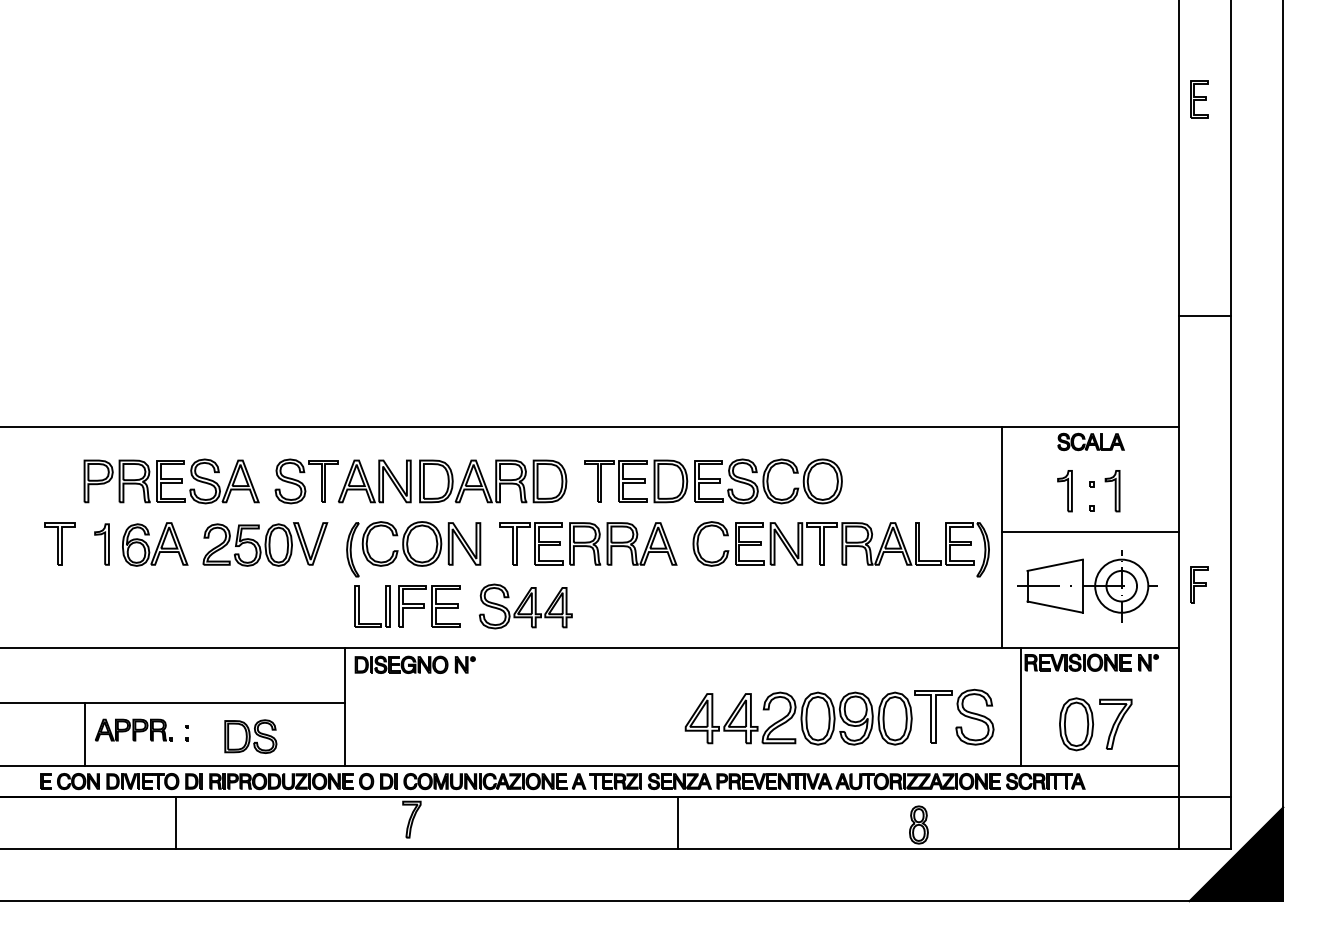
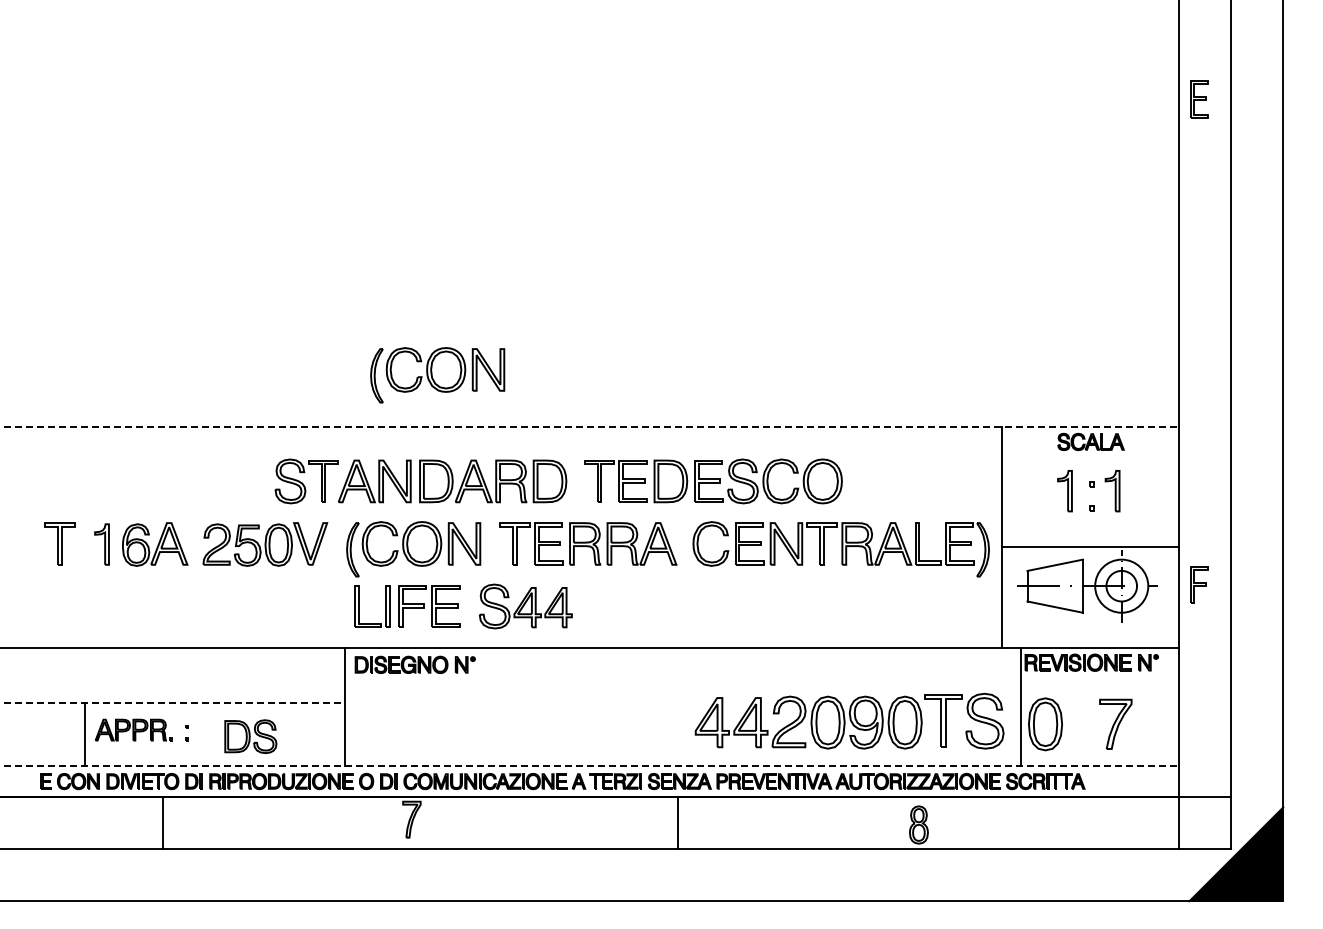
line: present -> none (1205, 315)
part: none -> present (437, 375)
line: solid -> dashed (590, 426)
part: present -> none (171, 481)
line position: (1090, 532) -> (1090, 547) (1090, 547)
line: solid -> dashed (173, 703)
part position: (839, 716) -> (849, 720) (849, 720)
part position: (1076, 724) -> (1045, 724) (1045, 724)
line: solid -> dashed (590, 765)
line position: (175, 822) -> (162, 822) (162, 822)
